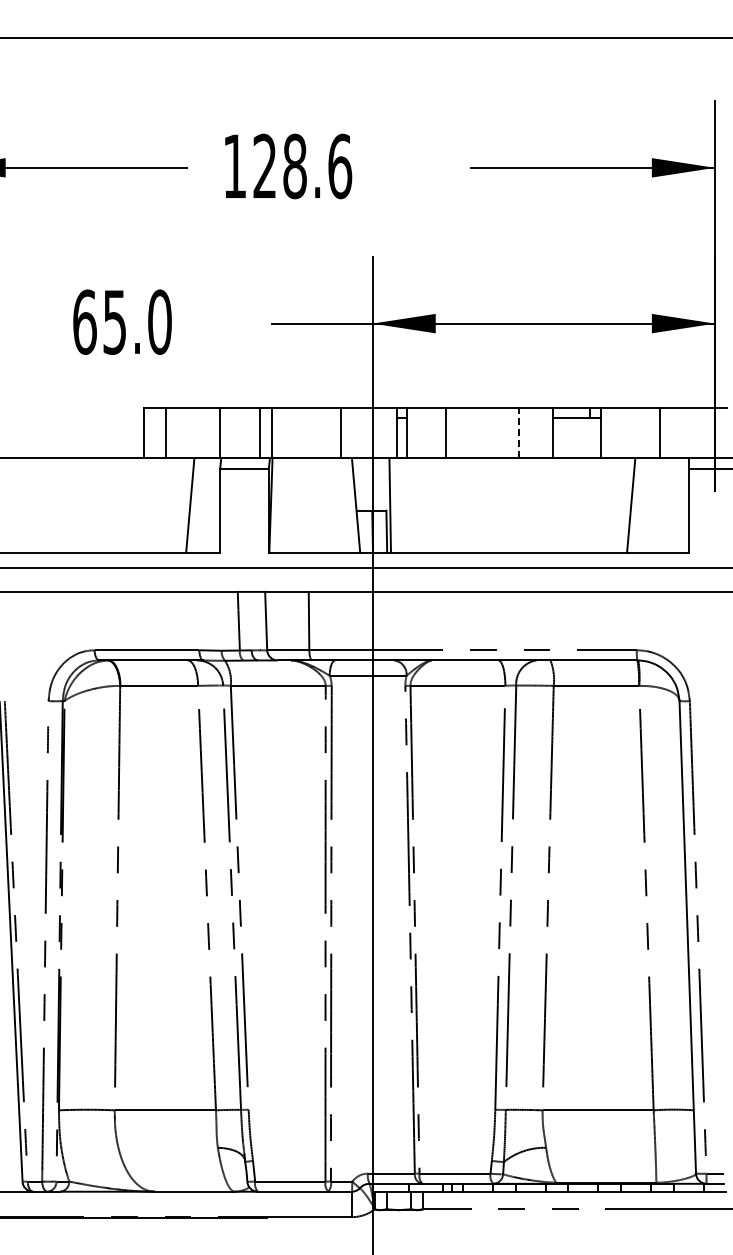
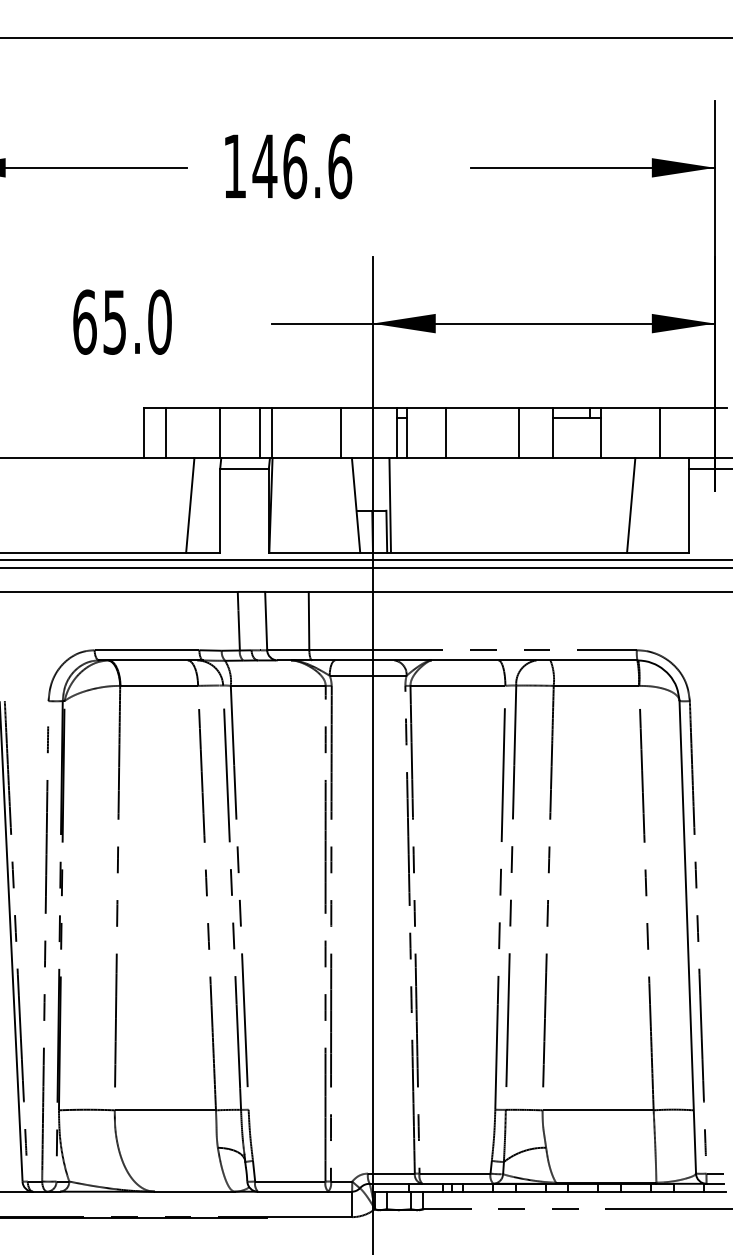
text: 128.6 -> 146.6 (279, 166)
line: dashed -> solid (518, 432)
line: none -> present (365, 560)
